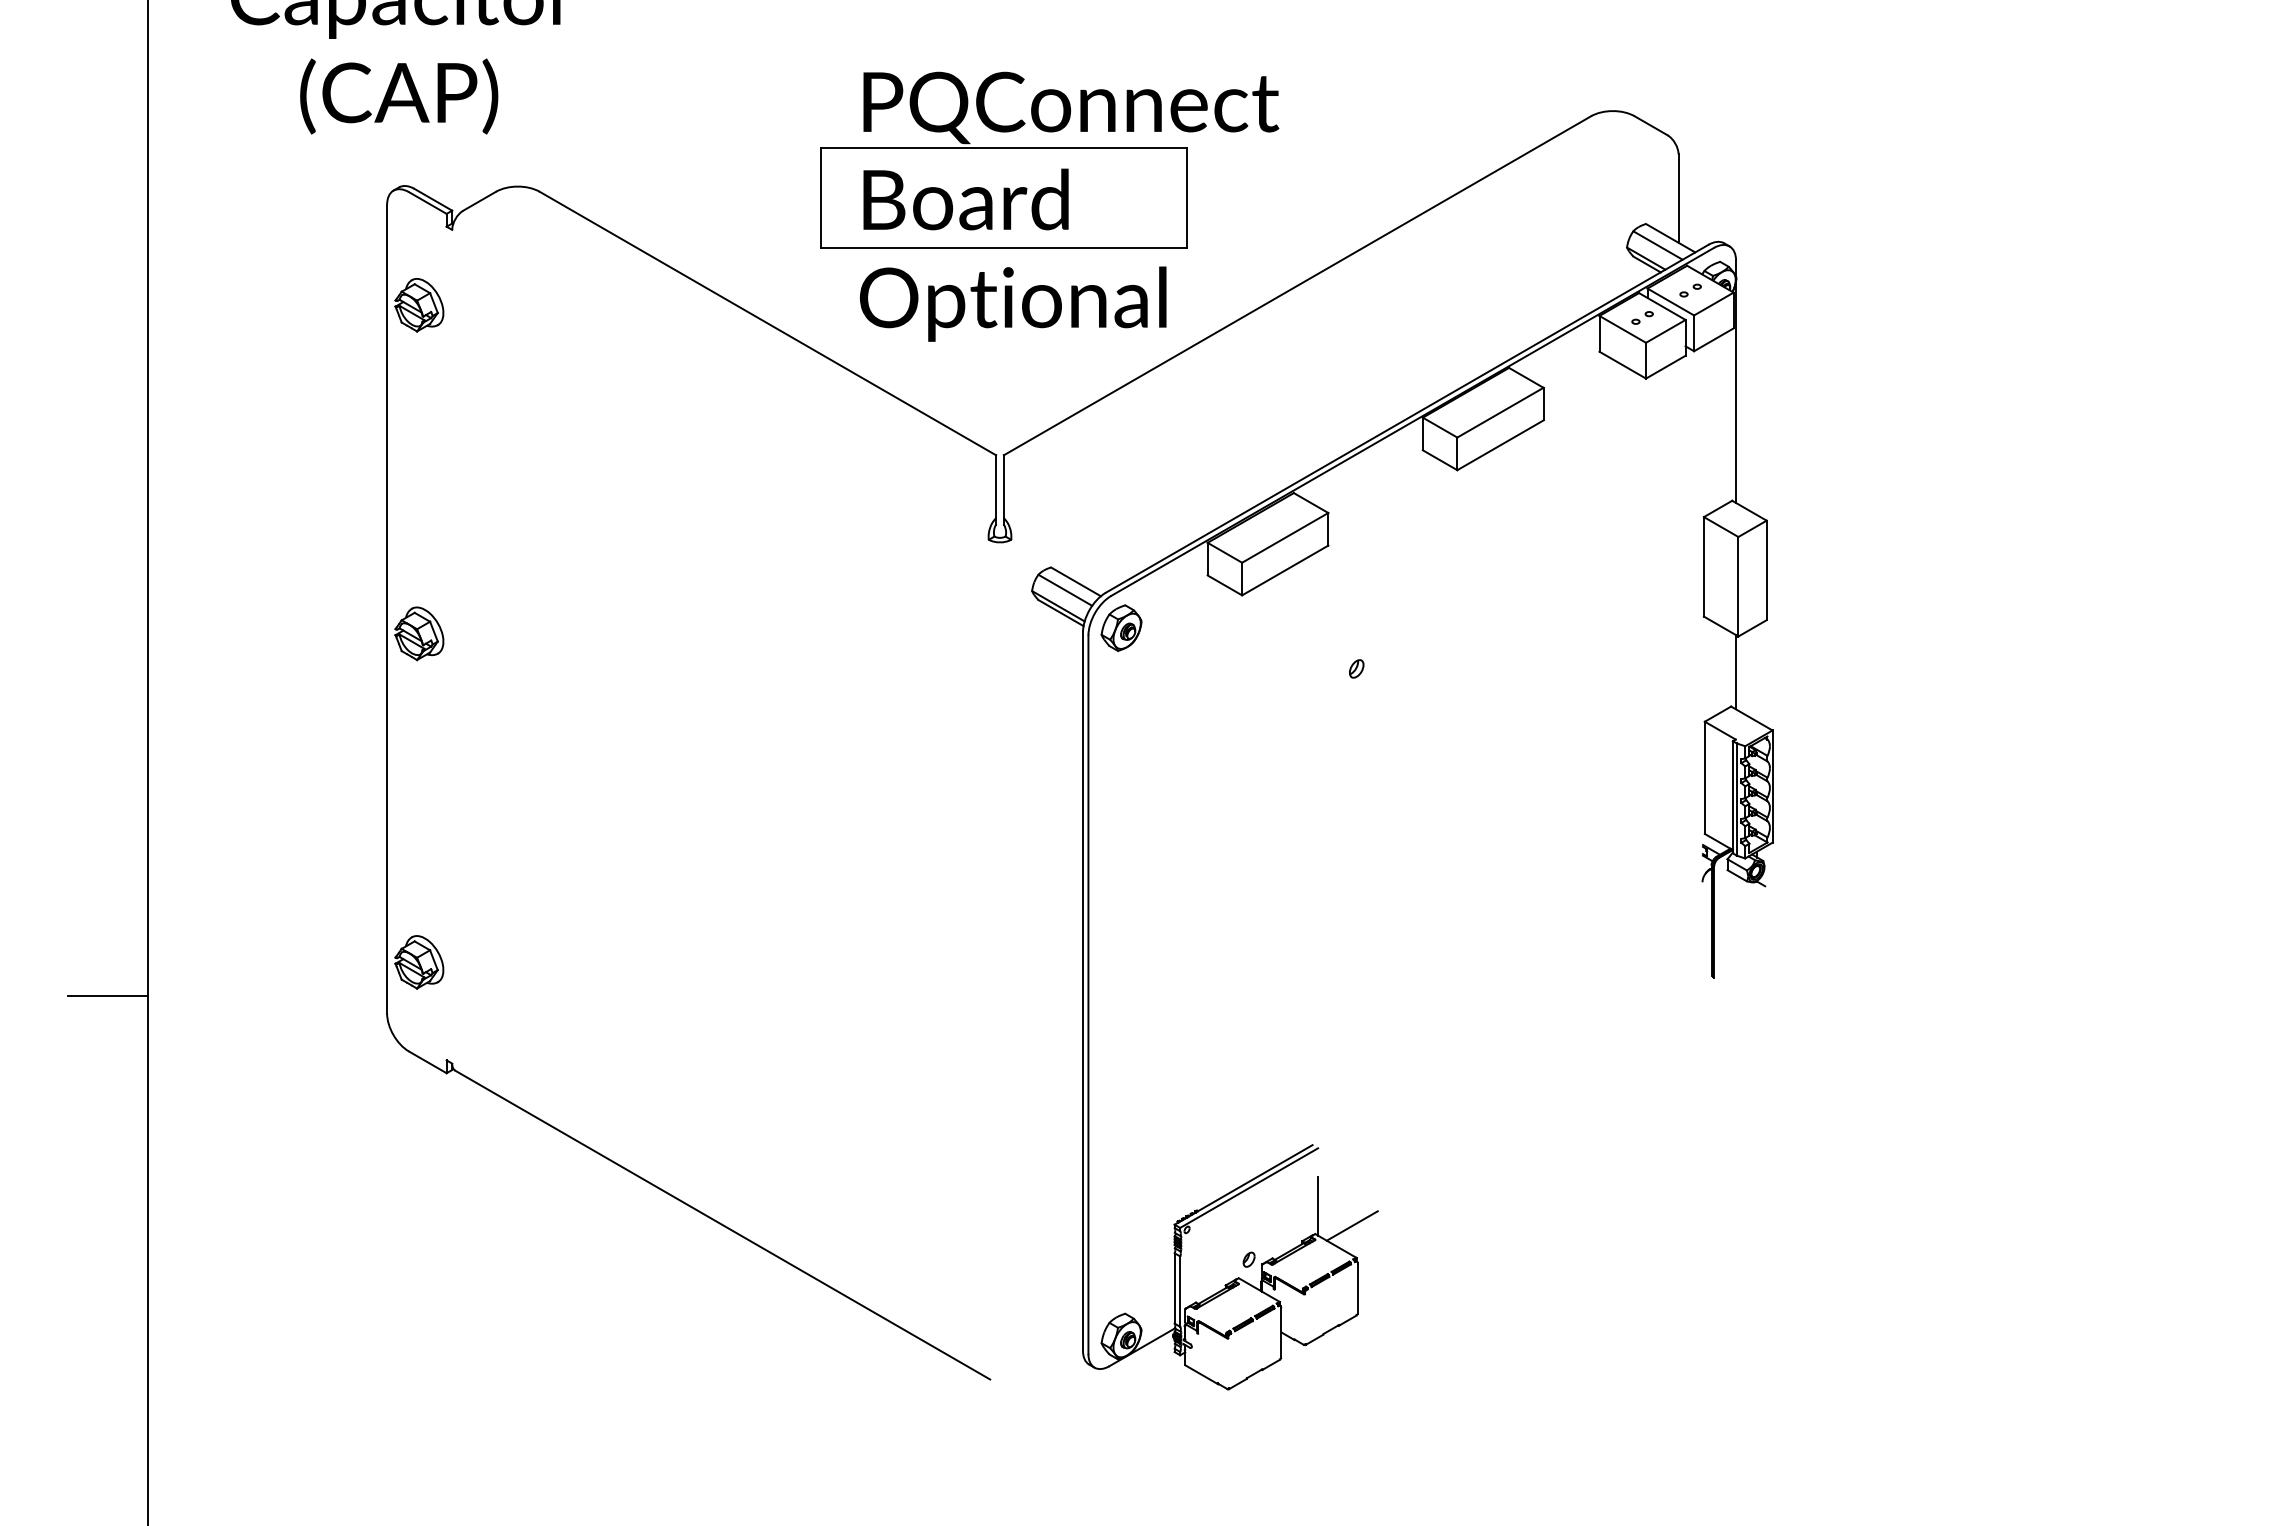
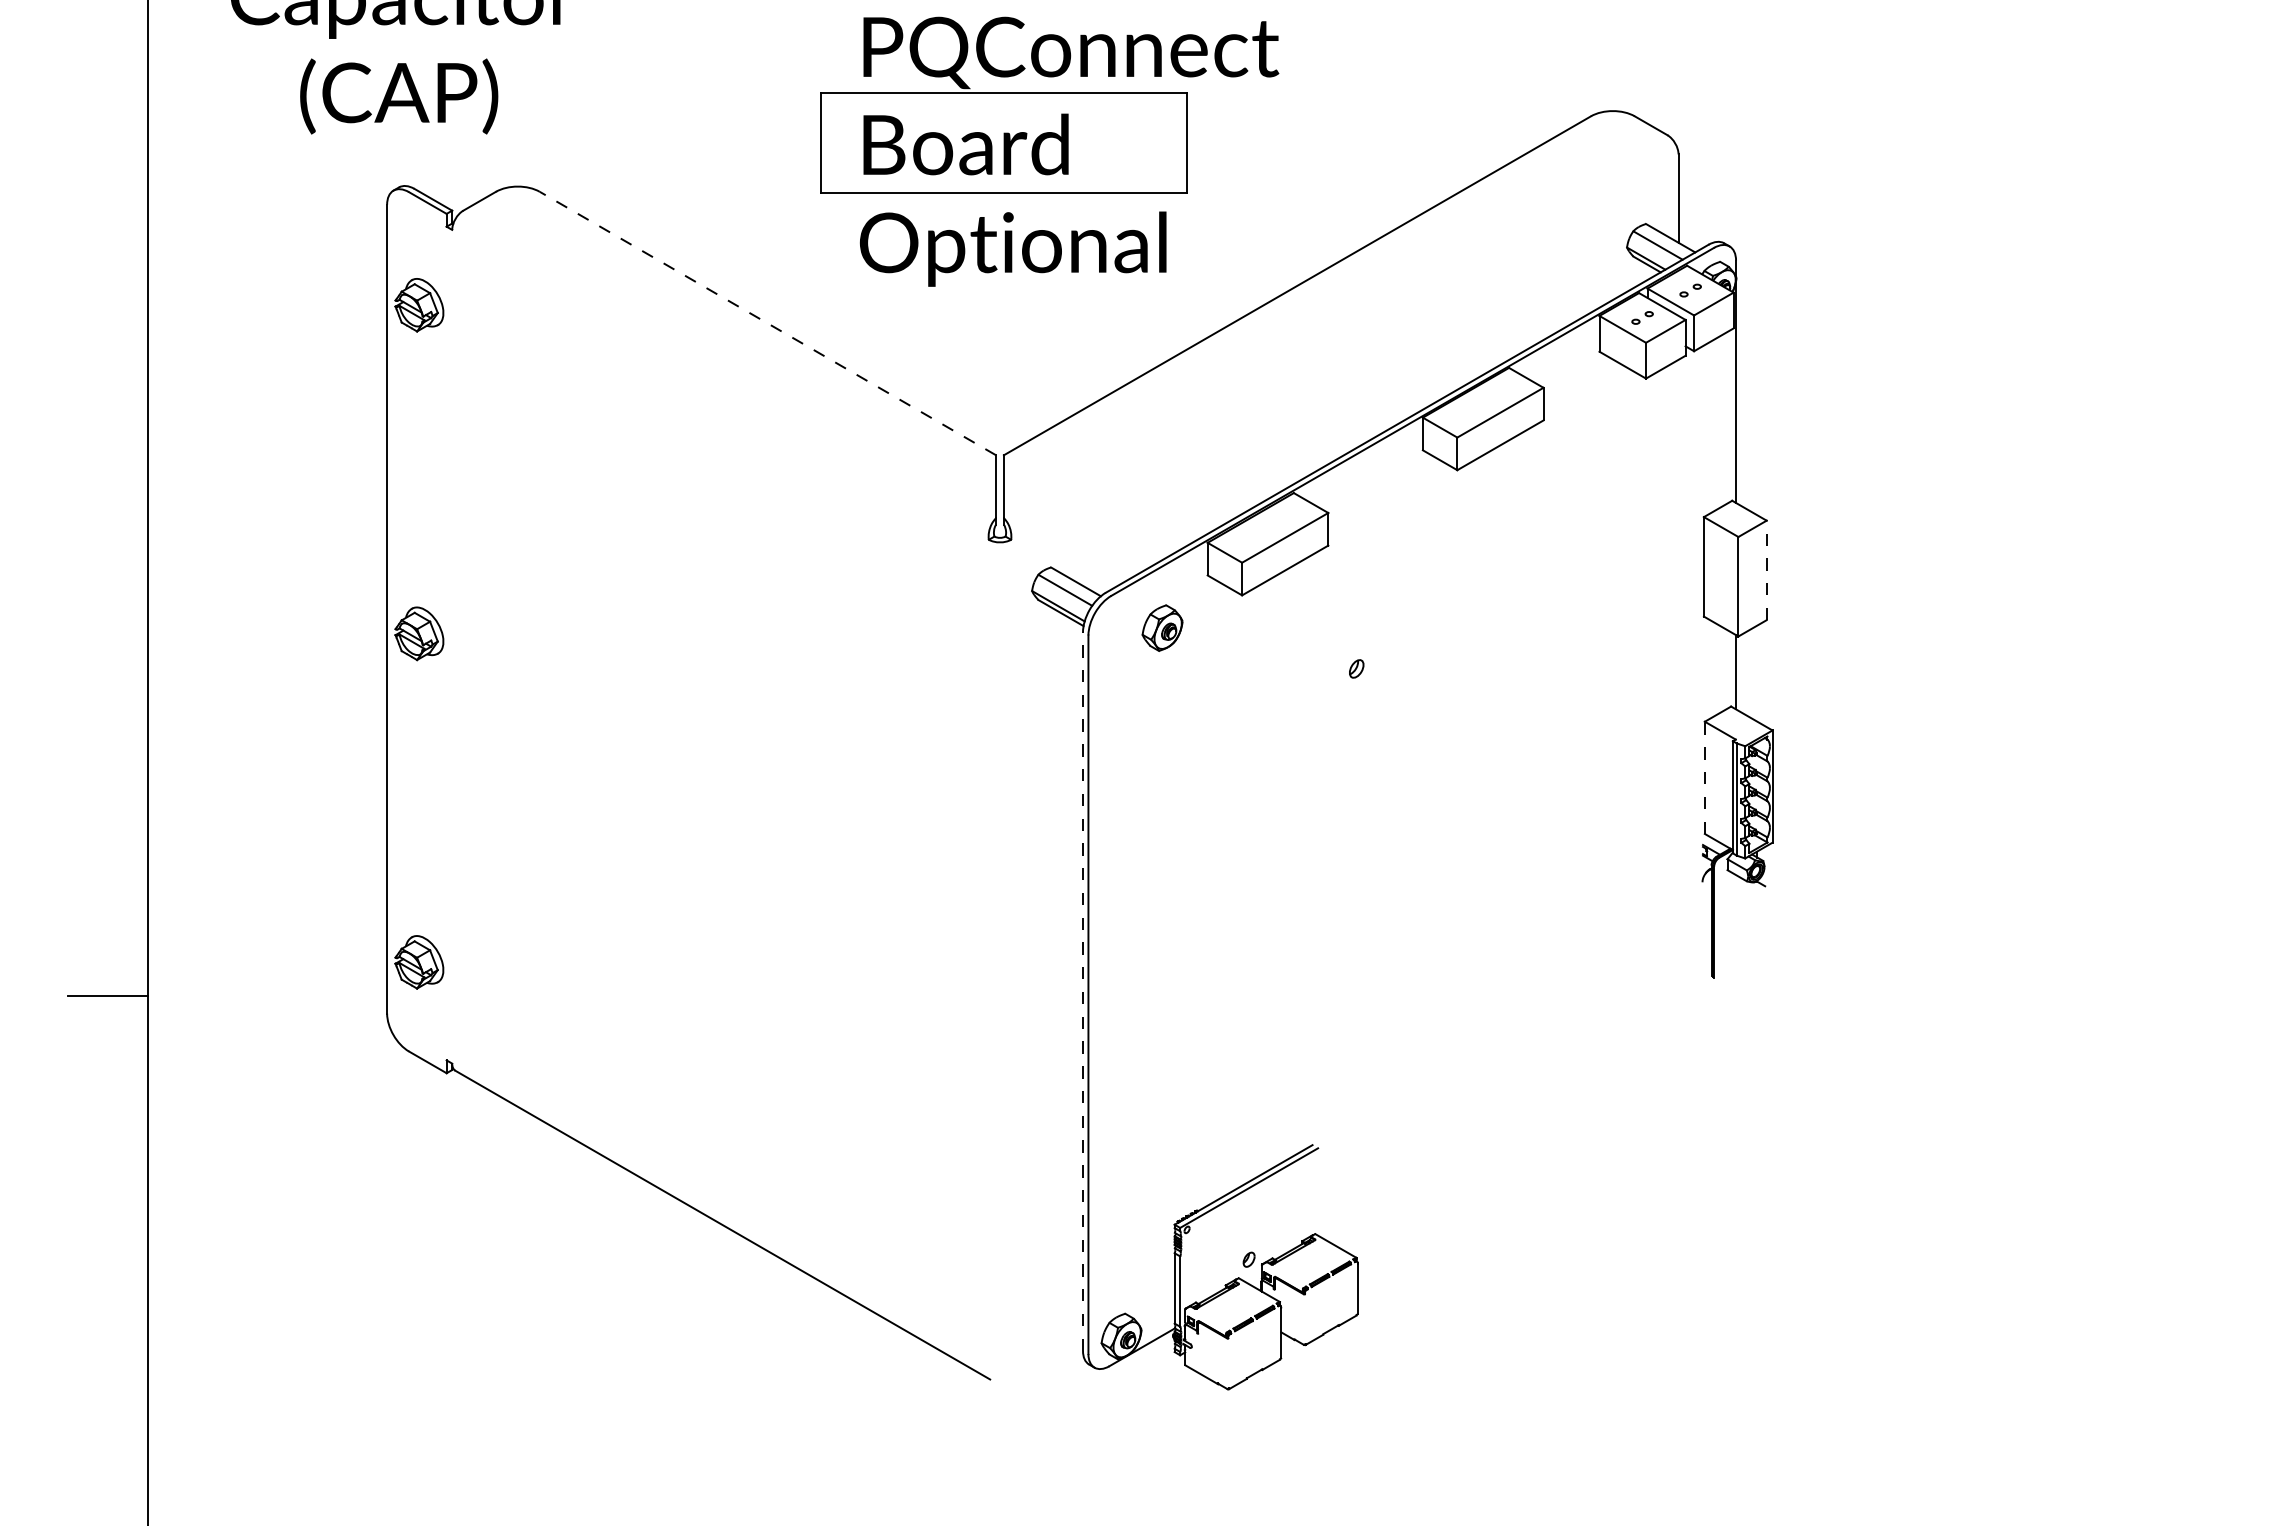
part position: (1049, 206) -> (1049, 151) (1049, 151)
line: solid -> dashed (767, 323)
line: solid -> dashed (1766, 570)
part position: (1121, 627) -> (1162, 627) (1162, 627)
line: solid -> dashed (1704, 777)
line: solid -> dashed (1083, 991)
line: present -> none (1318, 1205)
line: present -> none (1351, 1225)
